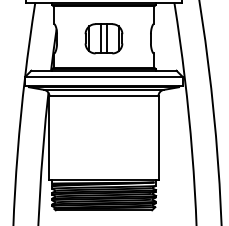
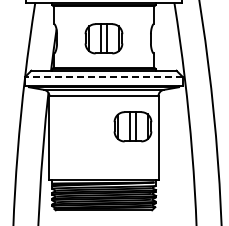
line: solid -> dashed (103, 76)
part: none -> present (132, 126)
